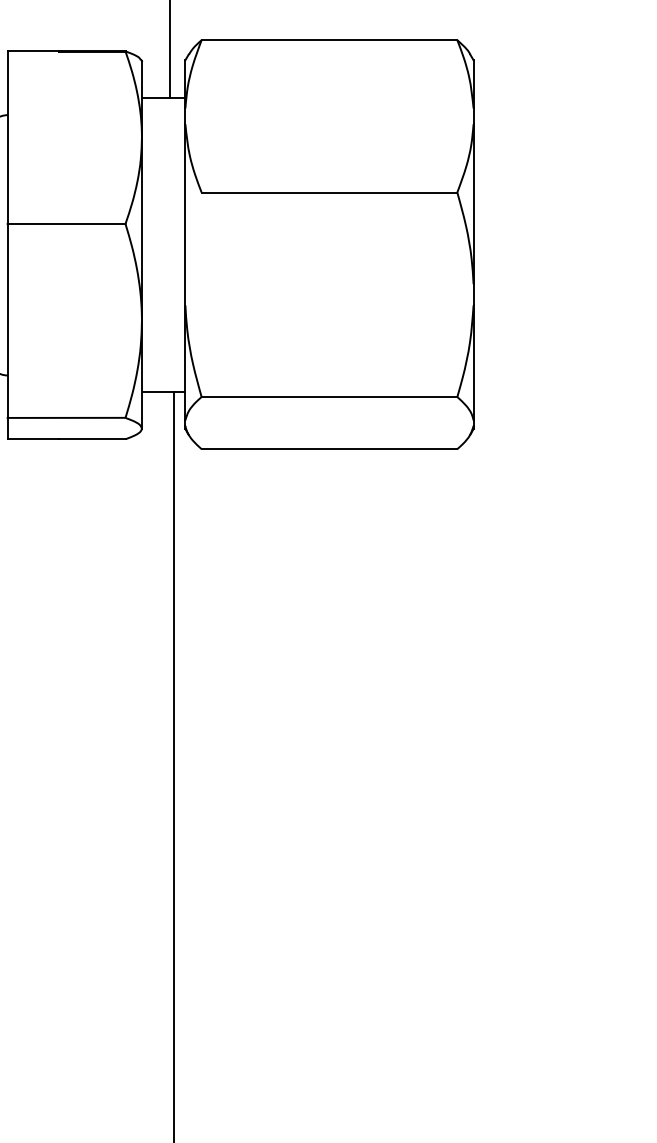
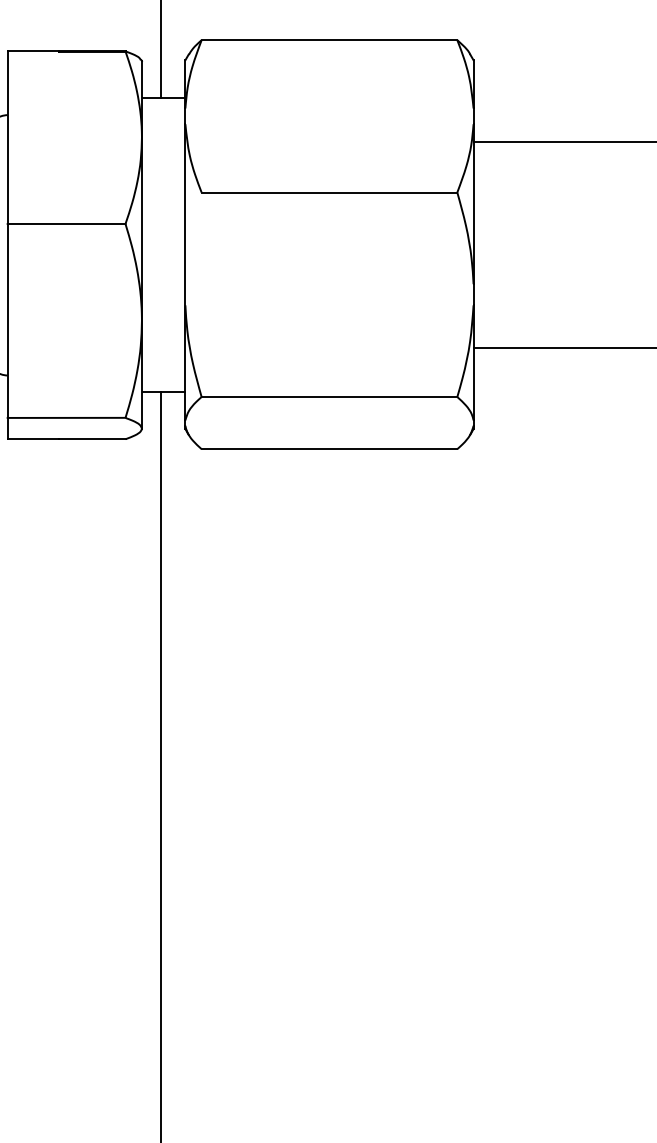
line position: (169, 50) -> (160, 50) (160, 50)
line: none -> present (563, 142)
line: none -> present (563, 348)
line position: (173, 765) -> (160, 765) (160, 765)
